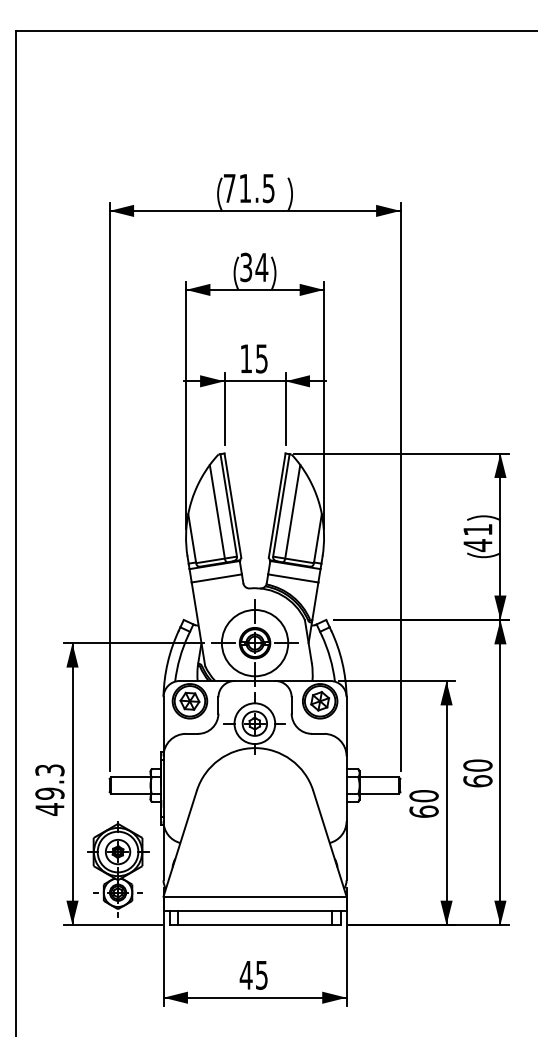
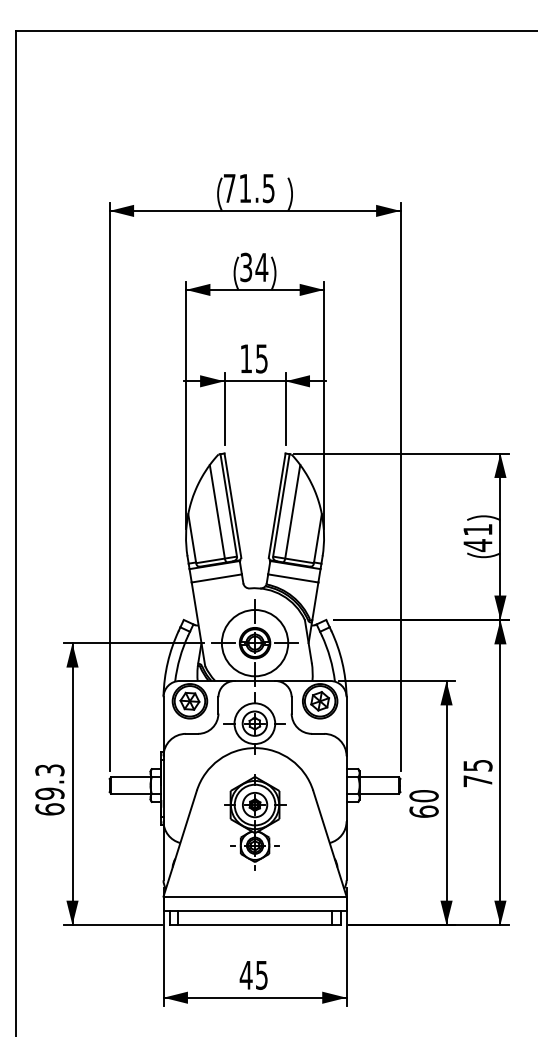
text: 60 -> 75 (477, 773)
text: 49.3 -> 69.3 (49, 809)
part position: (118, 869) -> (255, 822) (255, 822)
